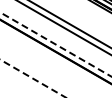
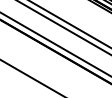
line: dashed -> solid (56, 44)
line: dashed -> solid (33, 78)
